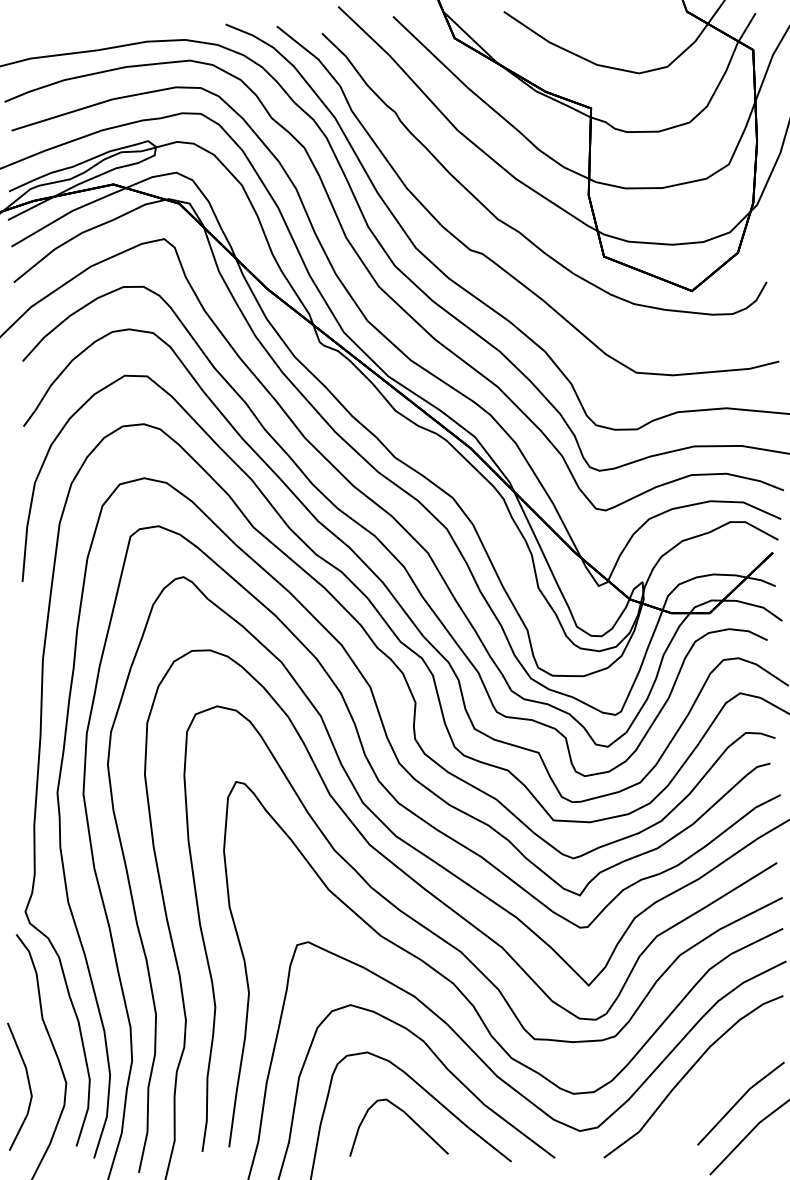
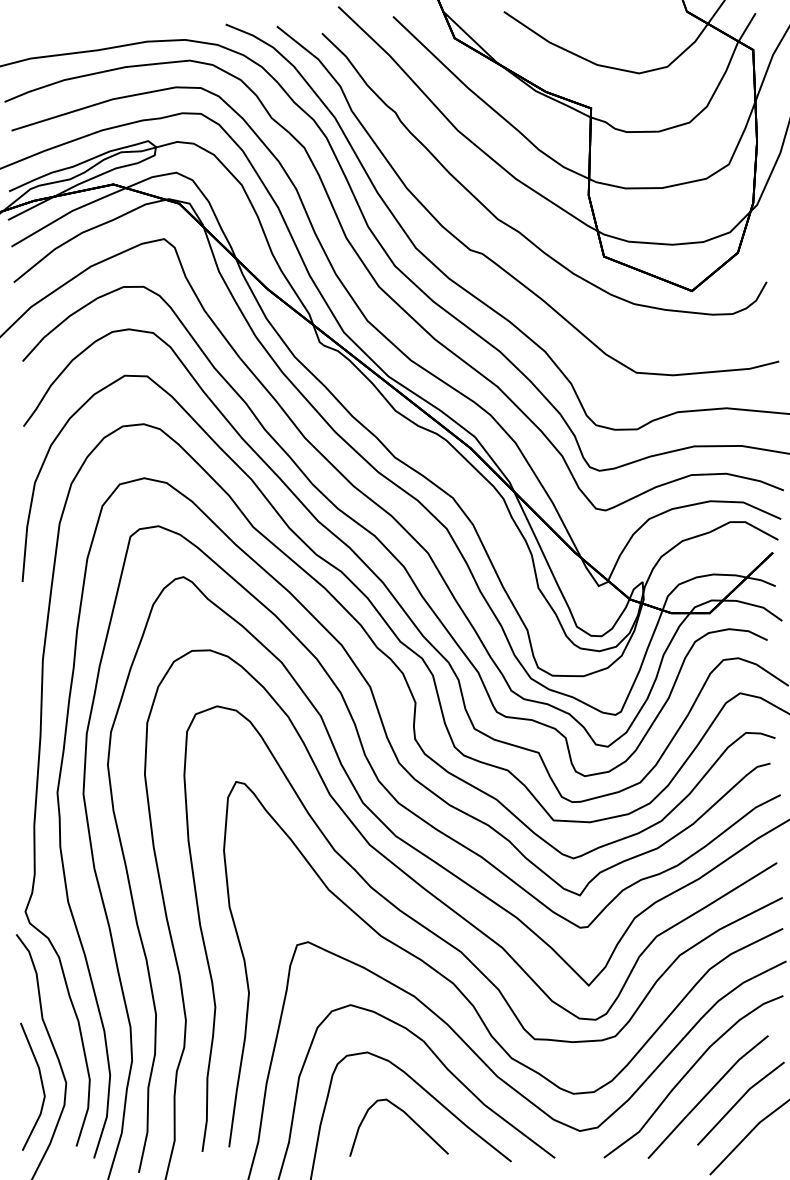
line position: (28, 1085) -> (41, 1085) (41, 1085)
line: none -> present (707, 1095)
